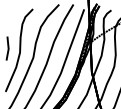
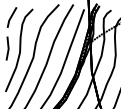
line: none -> present (11, 17)
